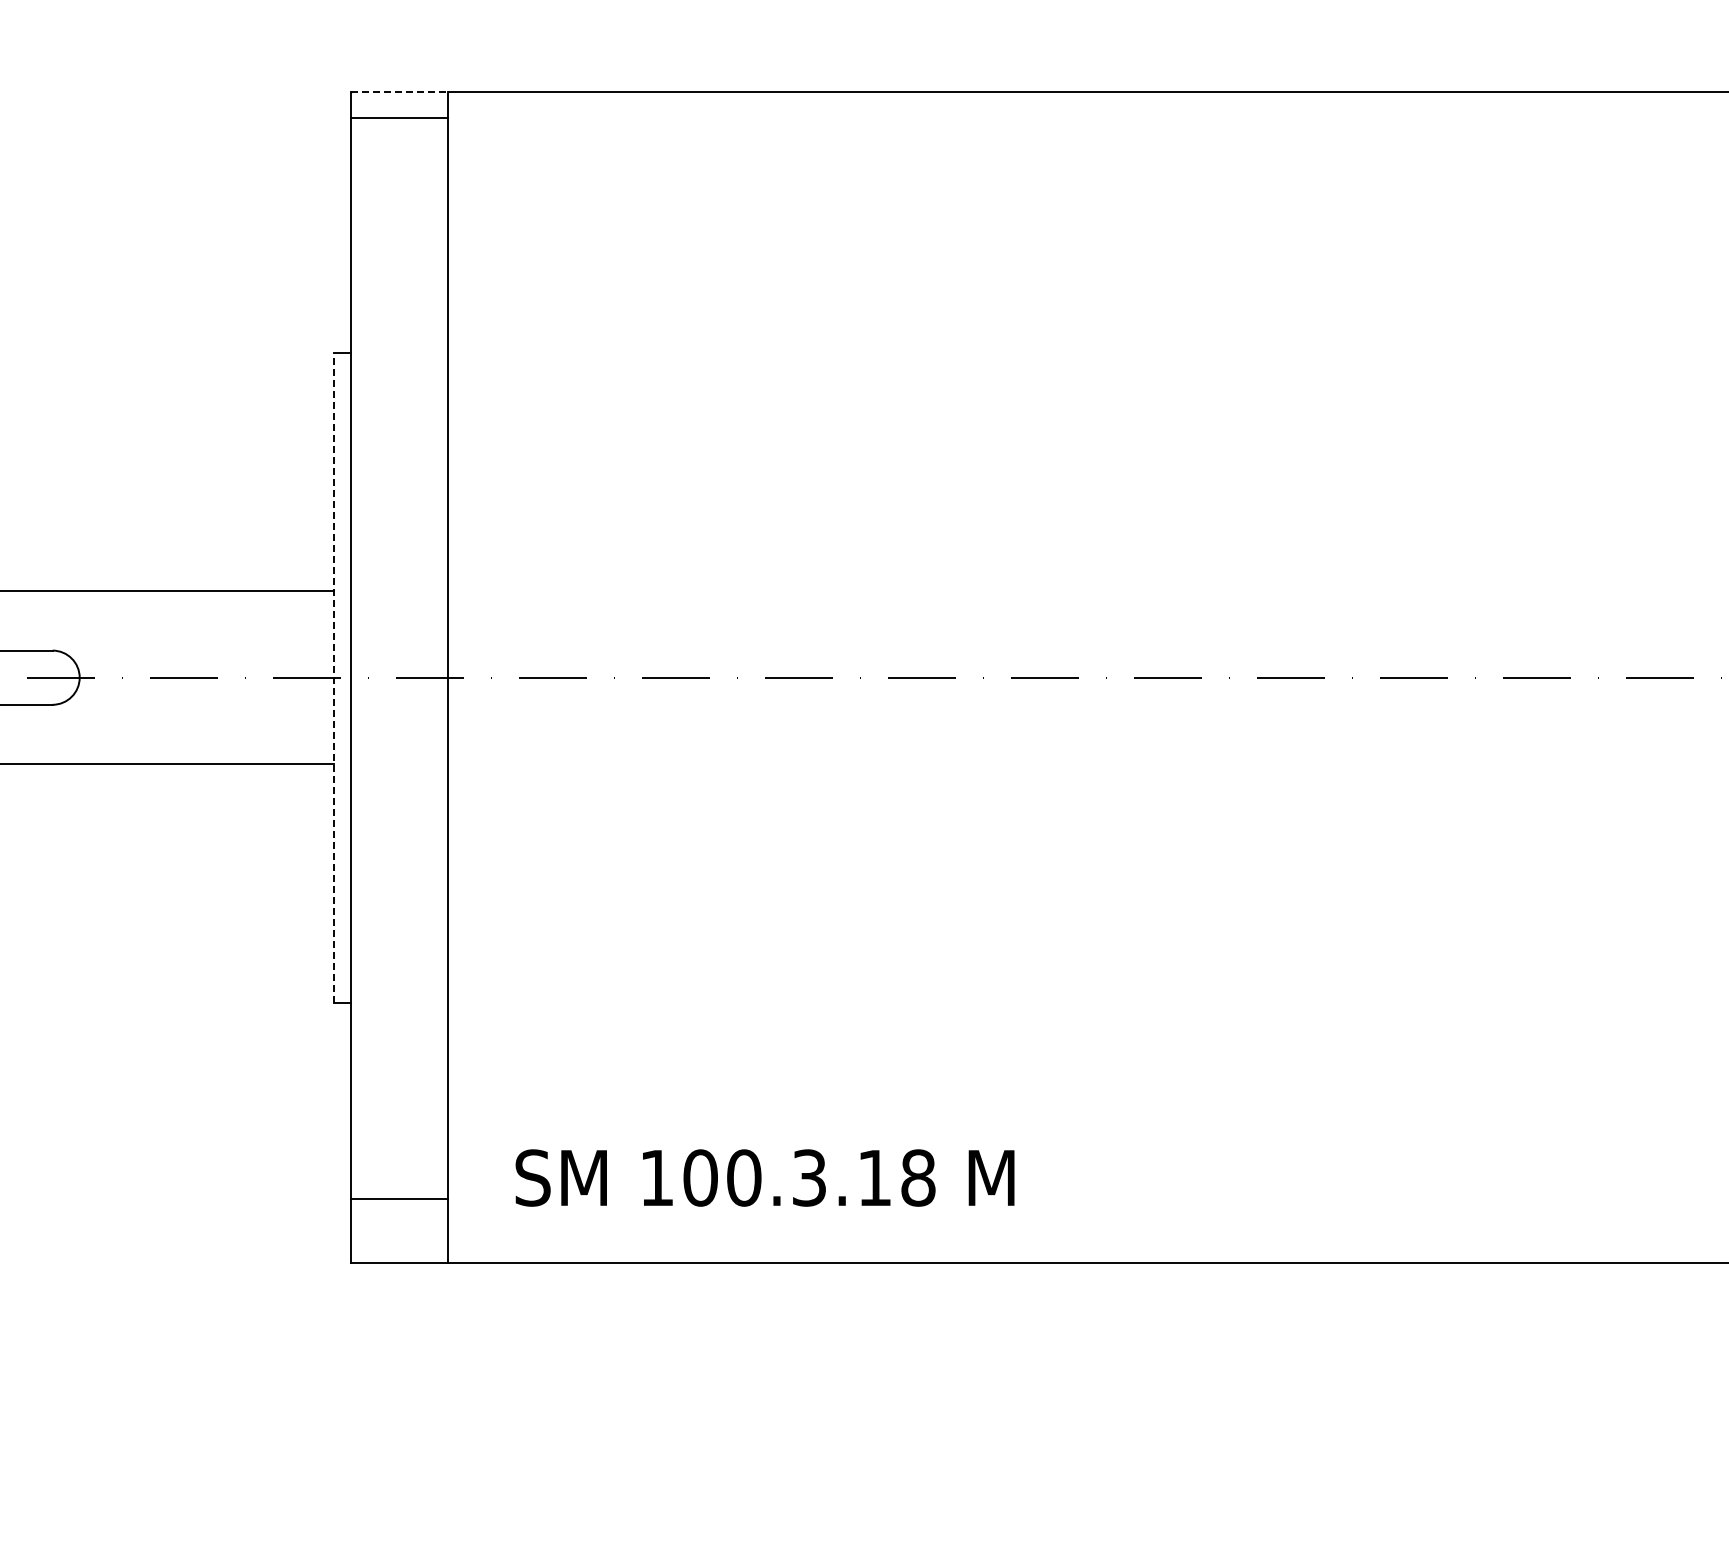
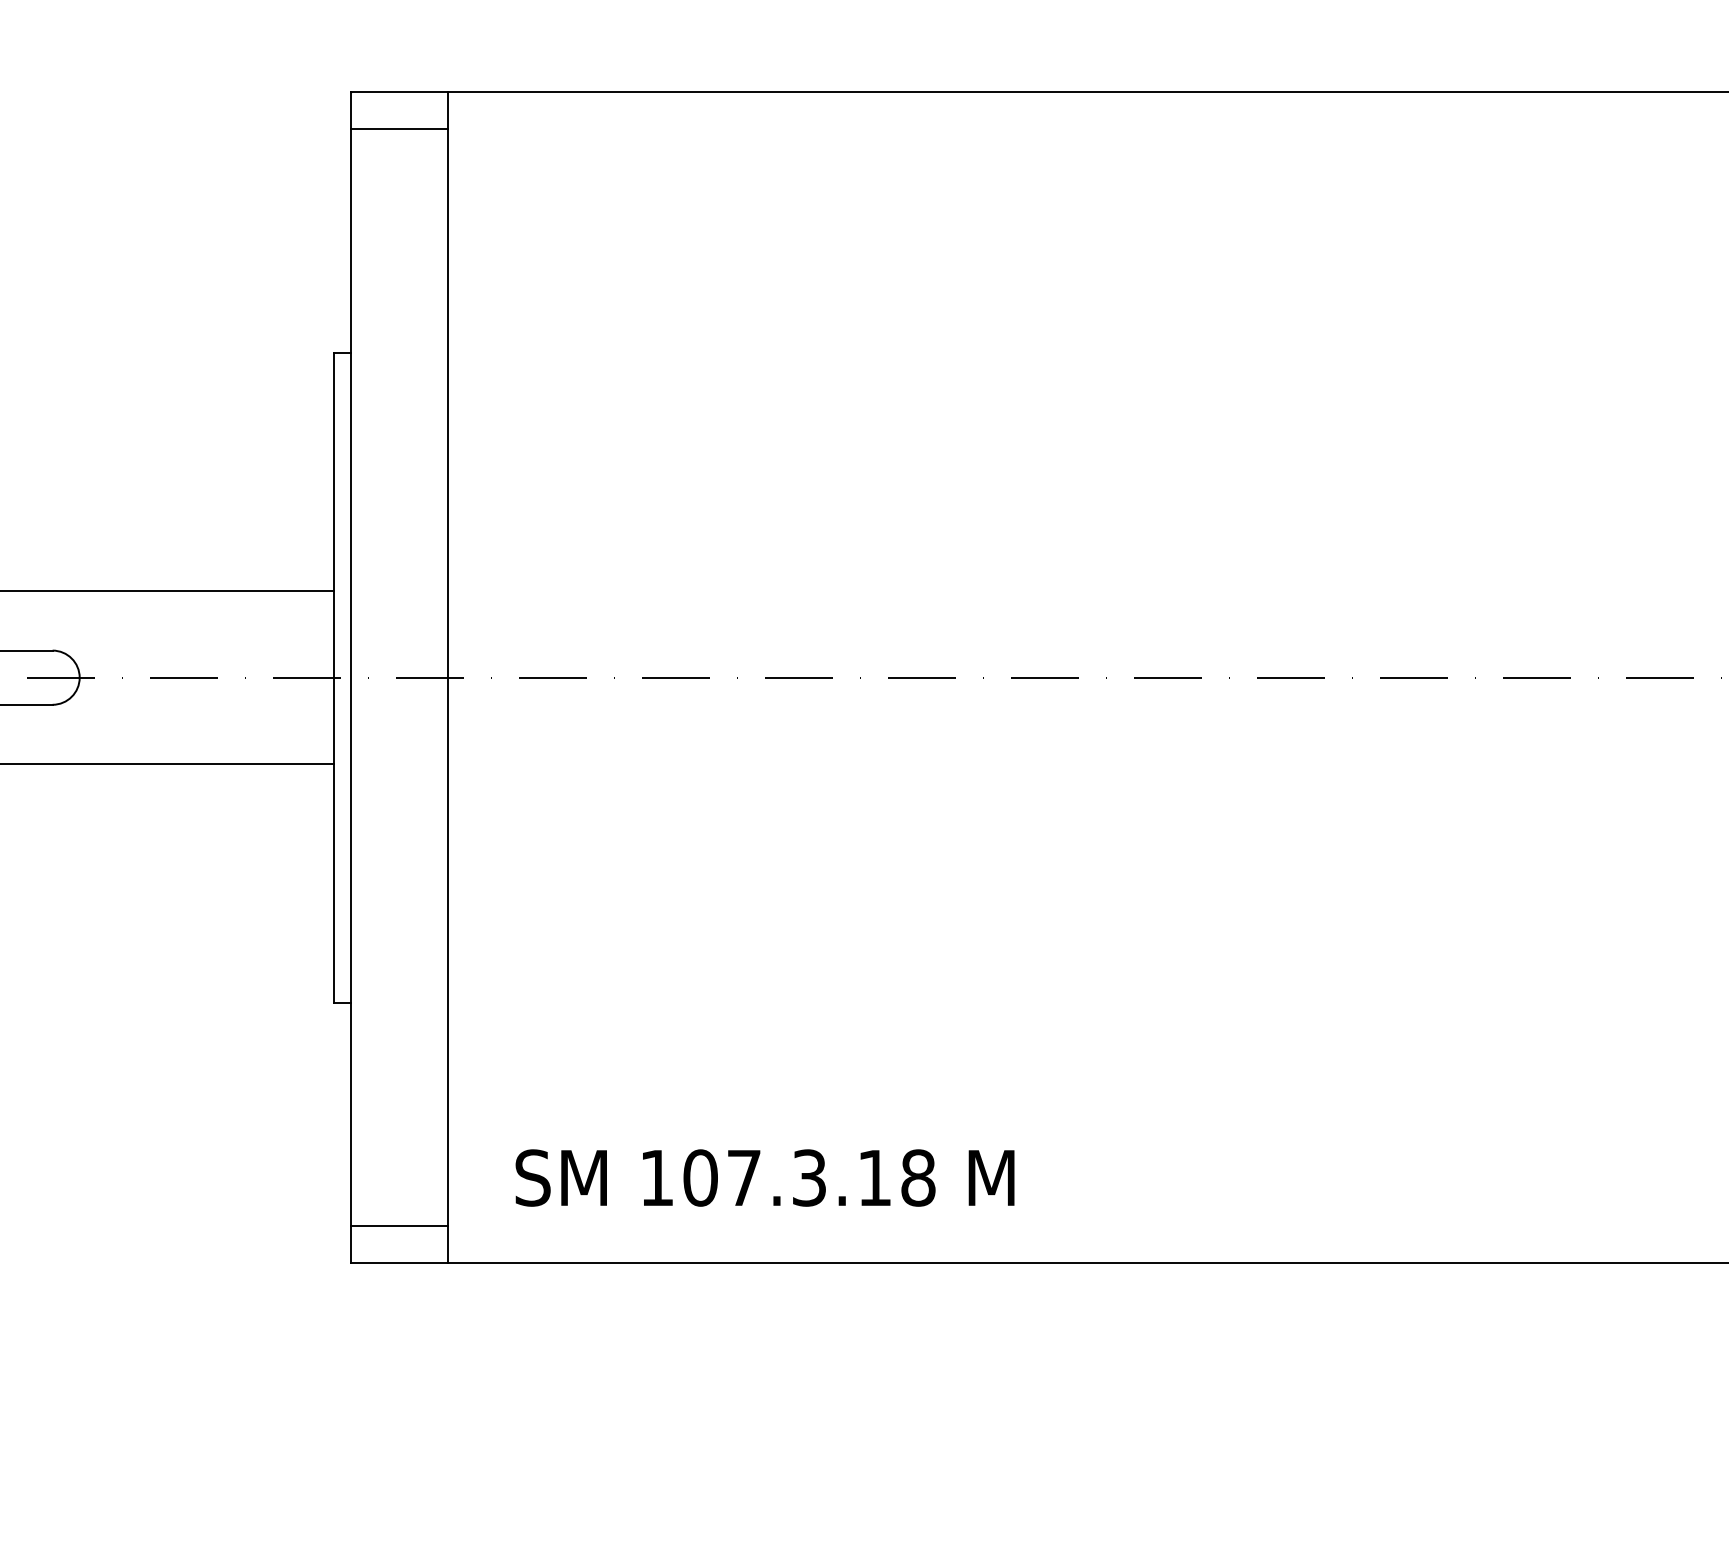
line: dashed -> solid (399, 92)
line position: (399, 118) -> (399, 129) (399, 129)
line: dashed -> solid (334, 677)
text: 100.3.18 -> 107.3.18 (744, 1177)
line position: (399, 1199) -> (399, 1226) (399, 1226)
